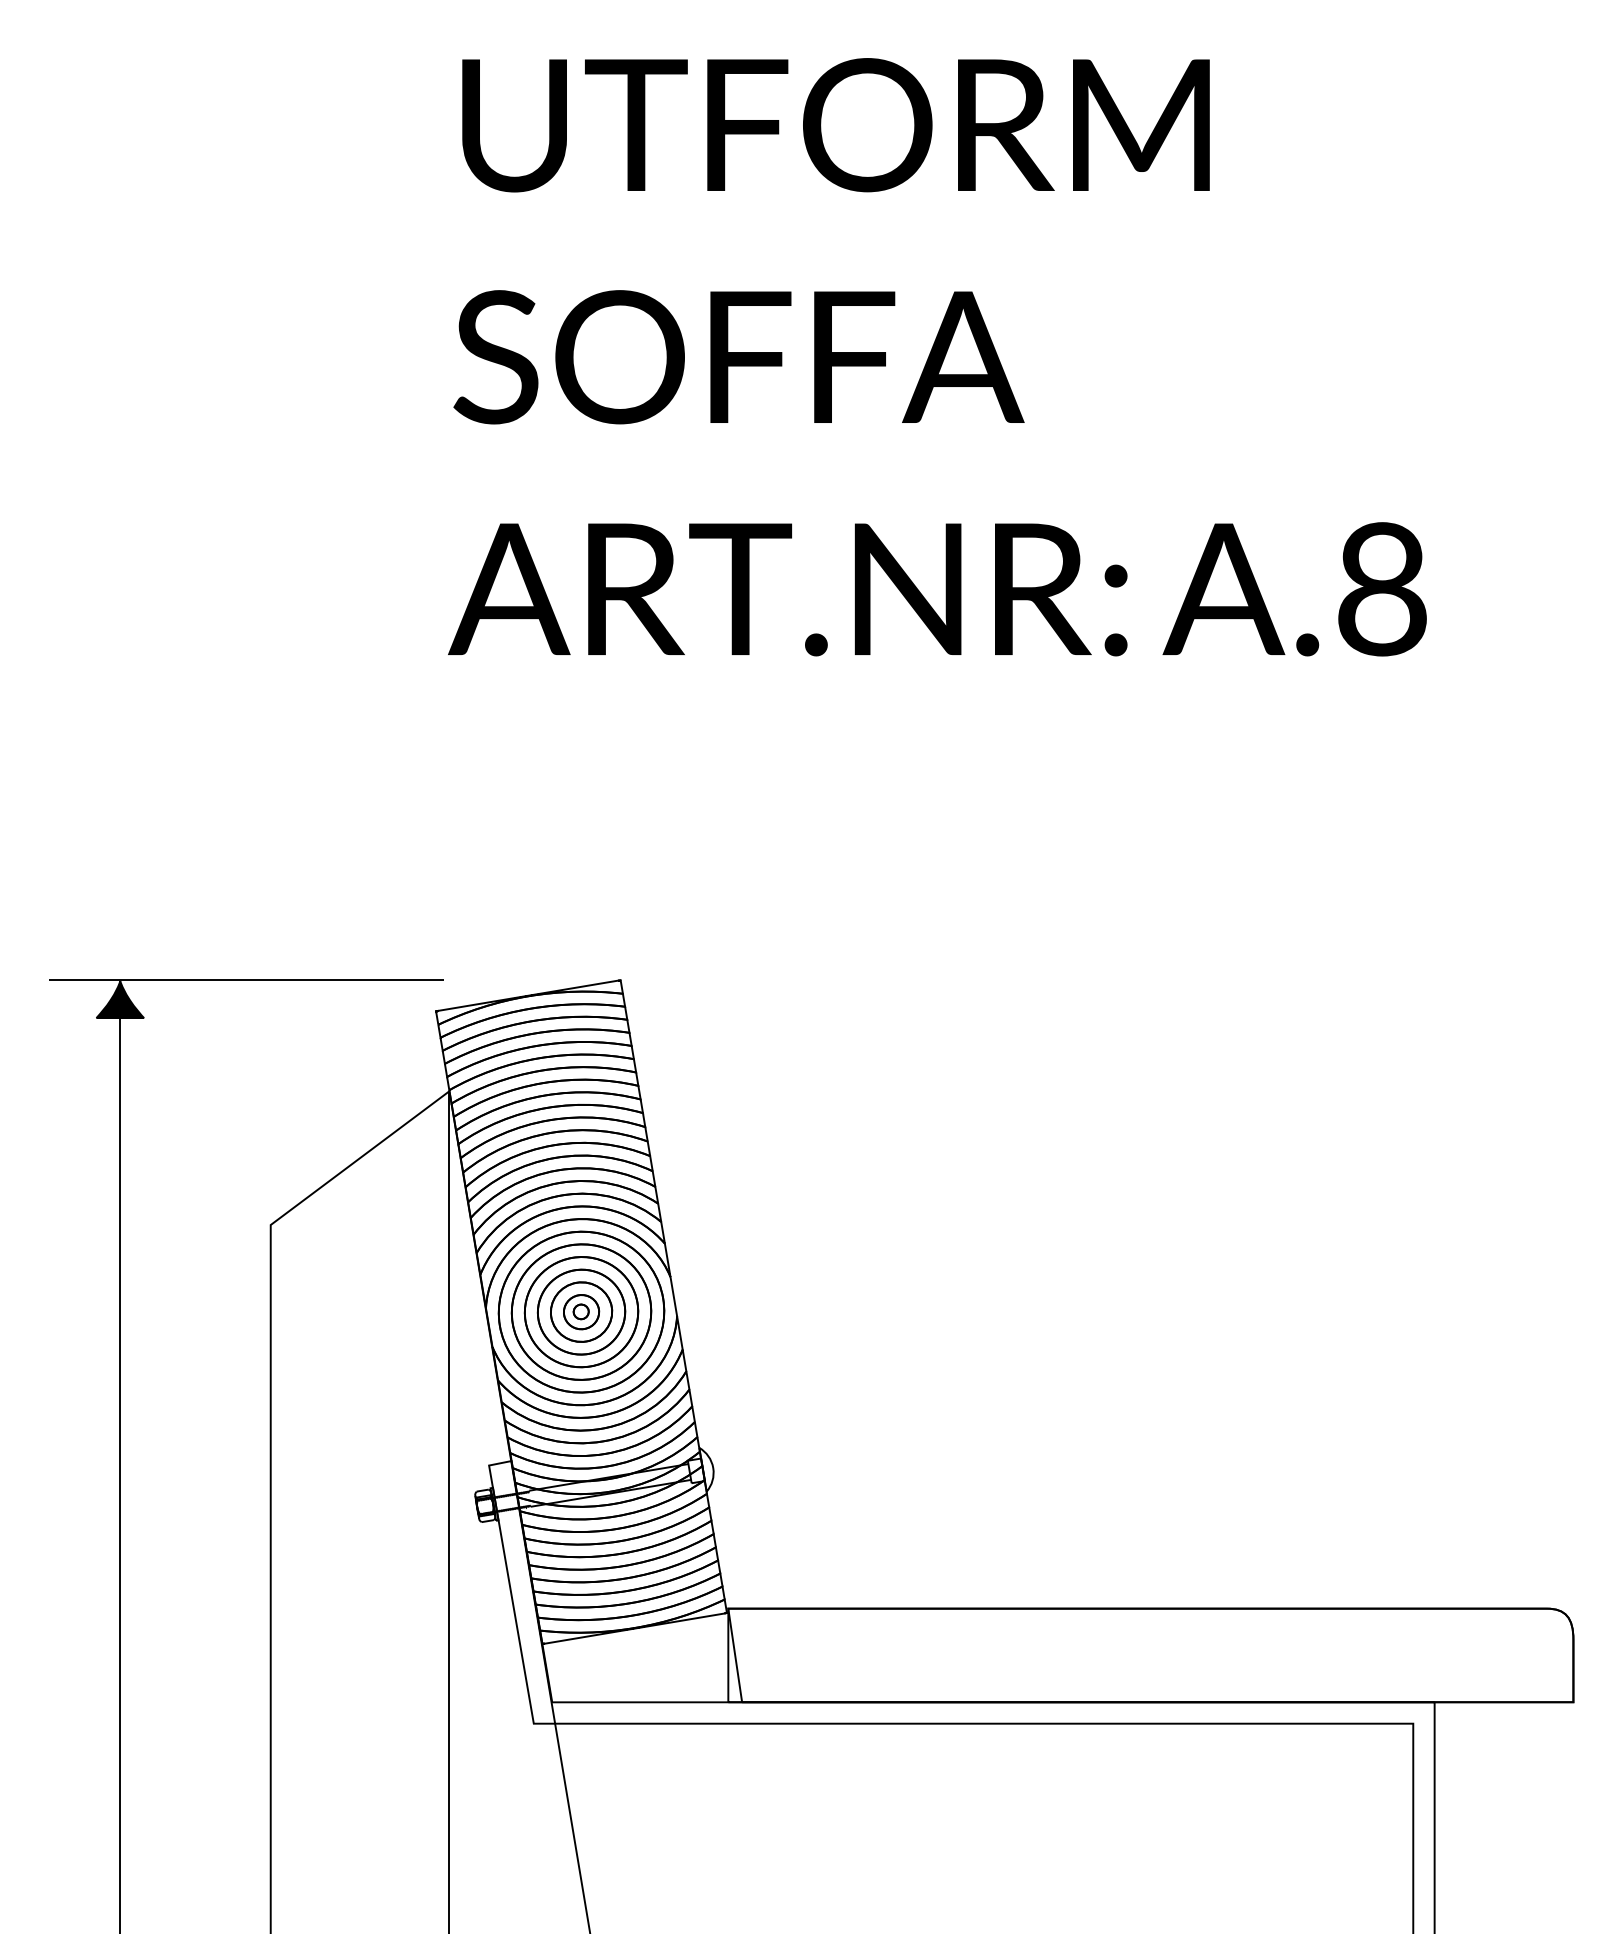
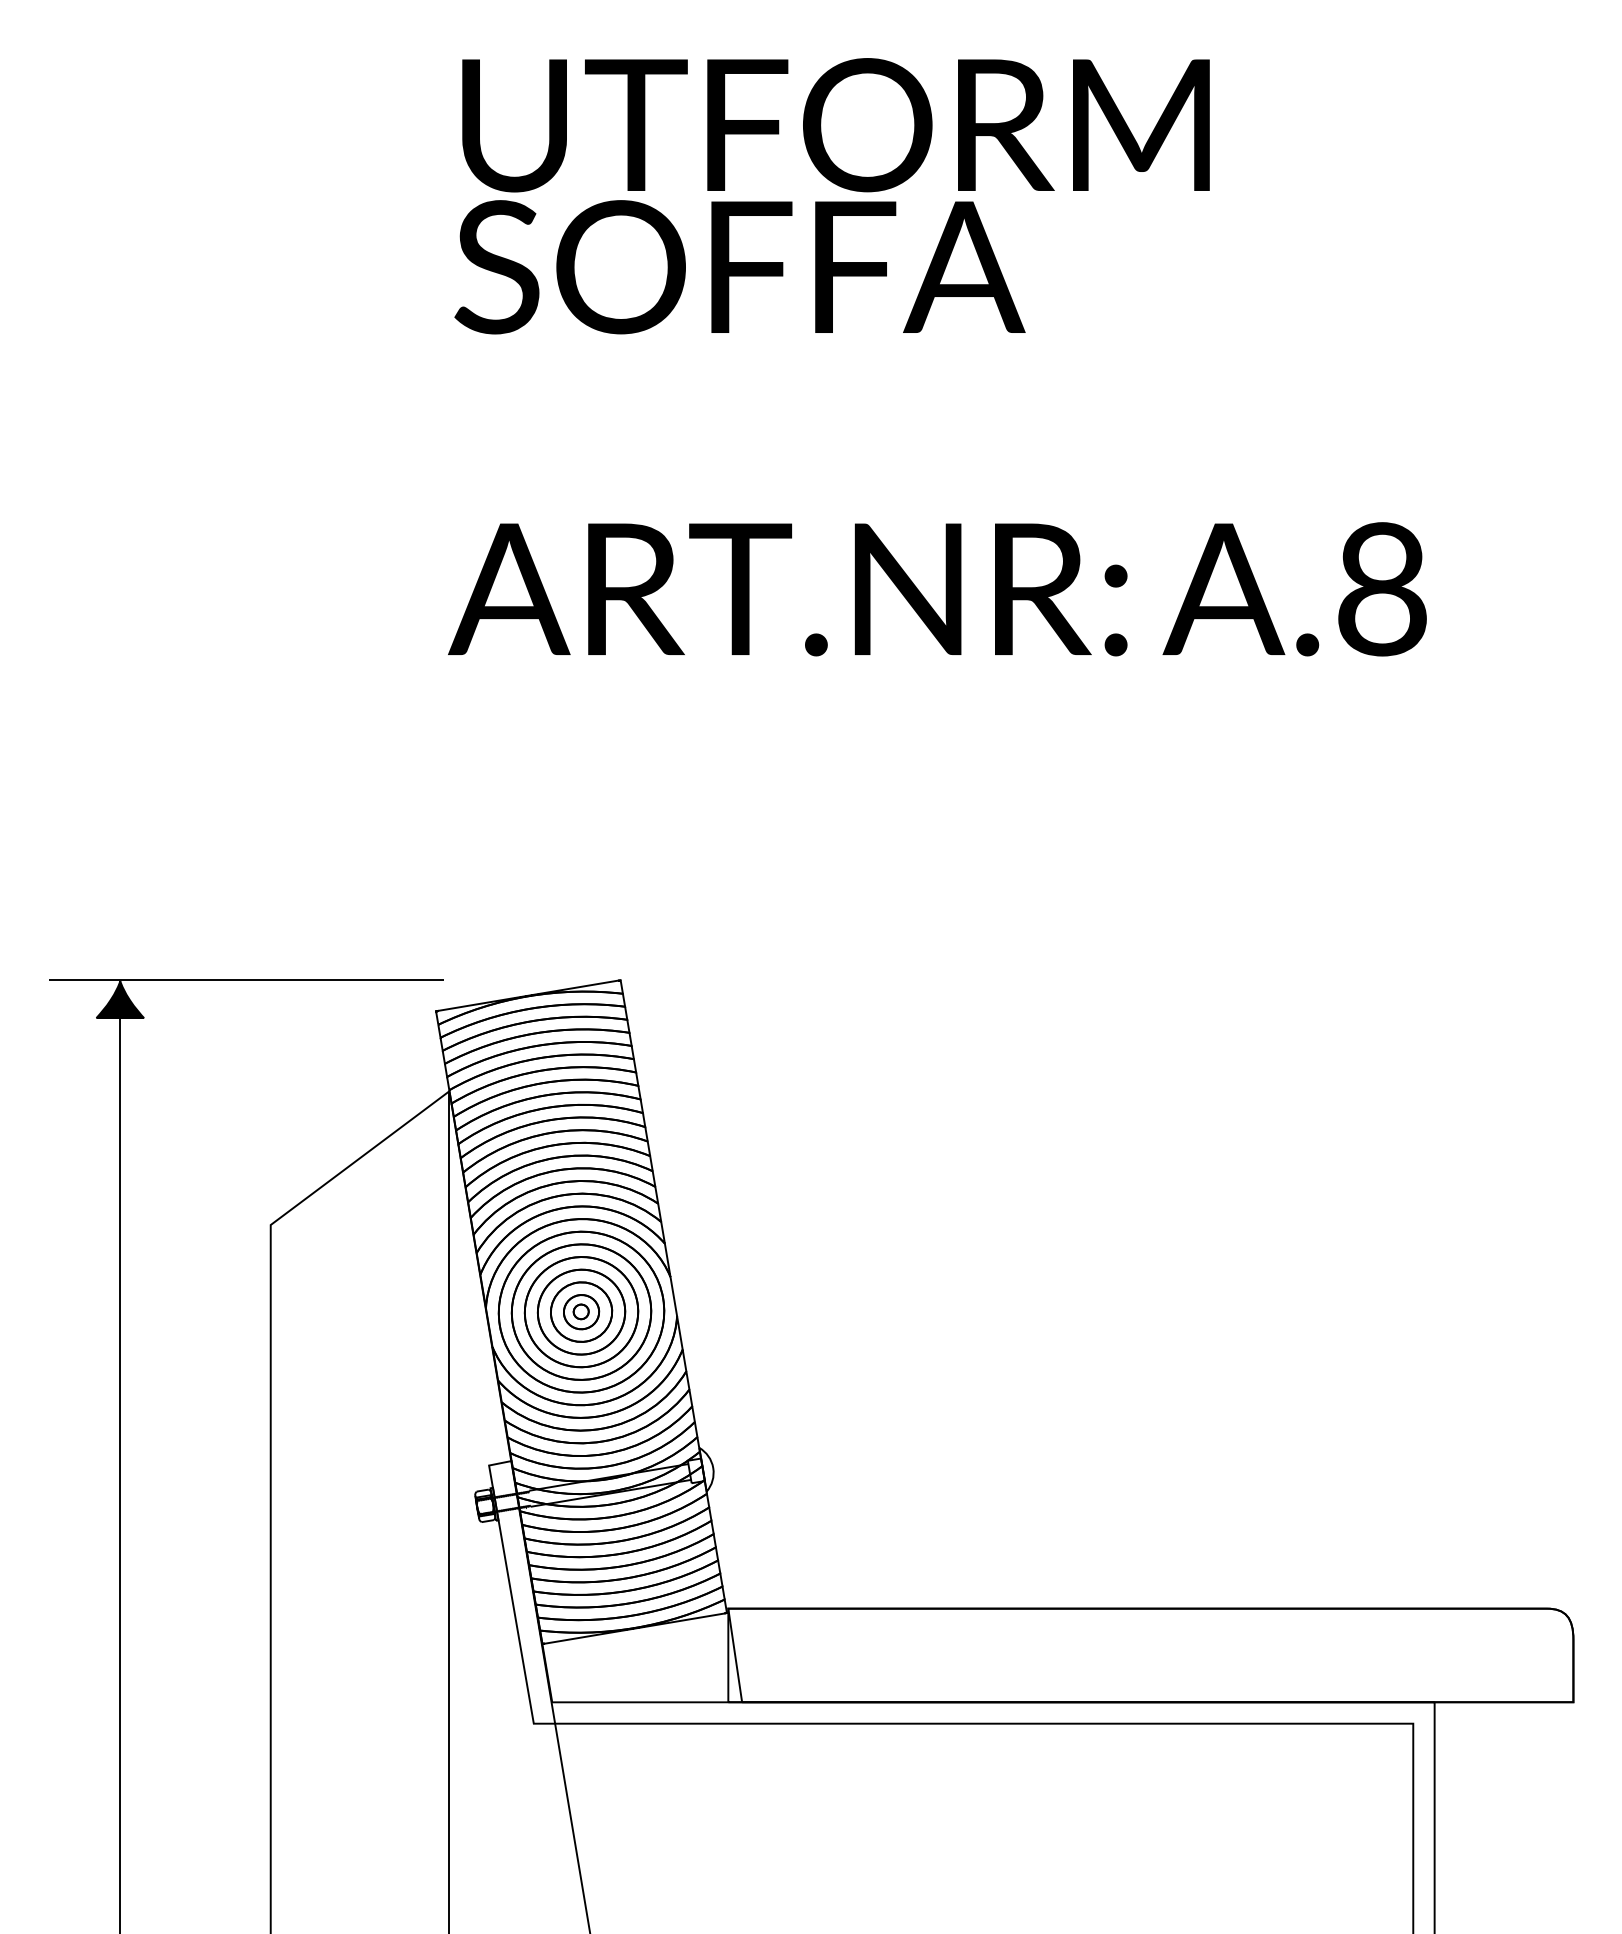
text position: (738, 357) -> (739, 267) (739, 267)
